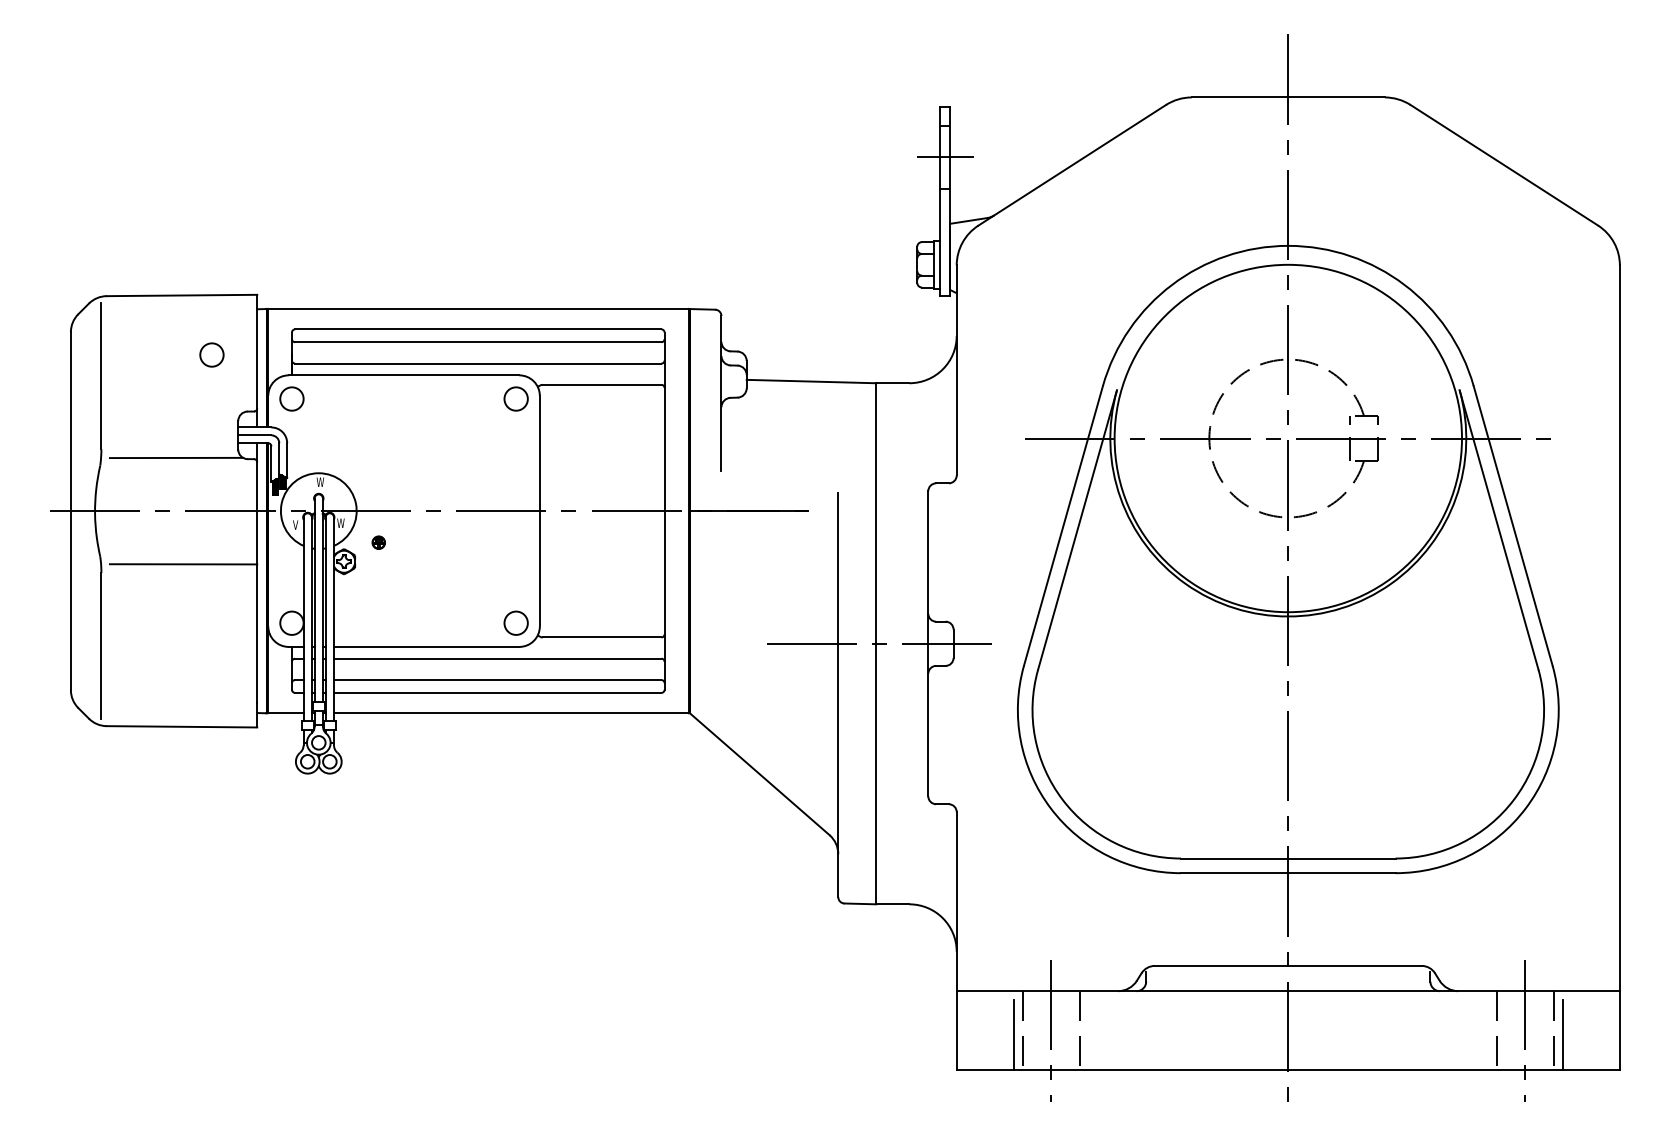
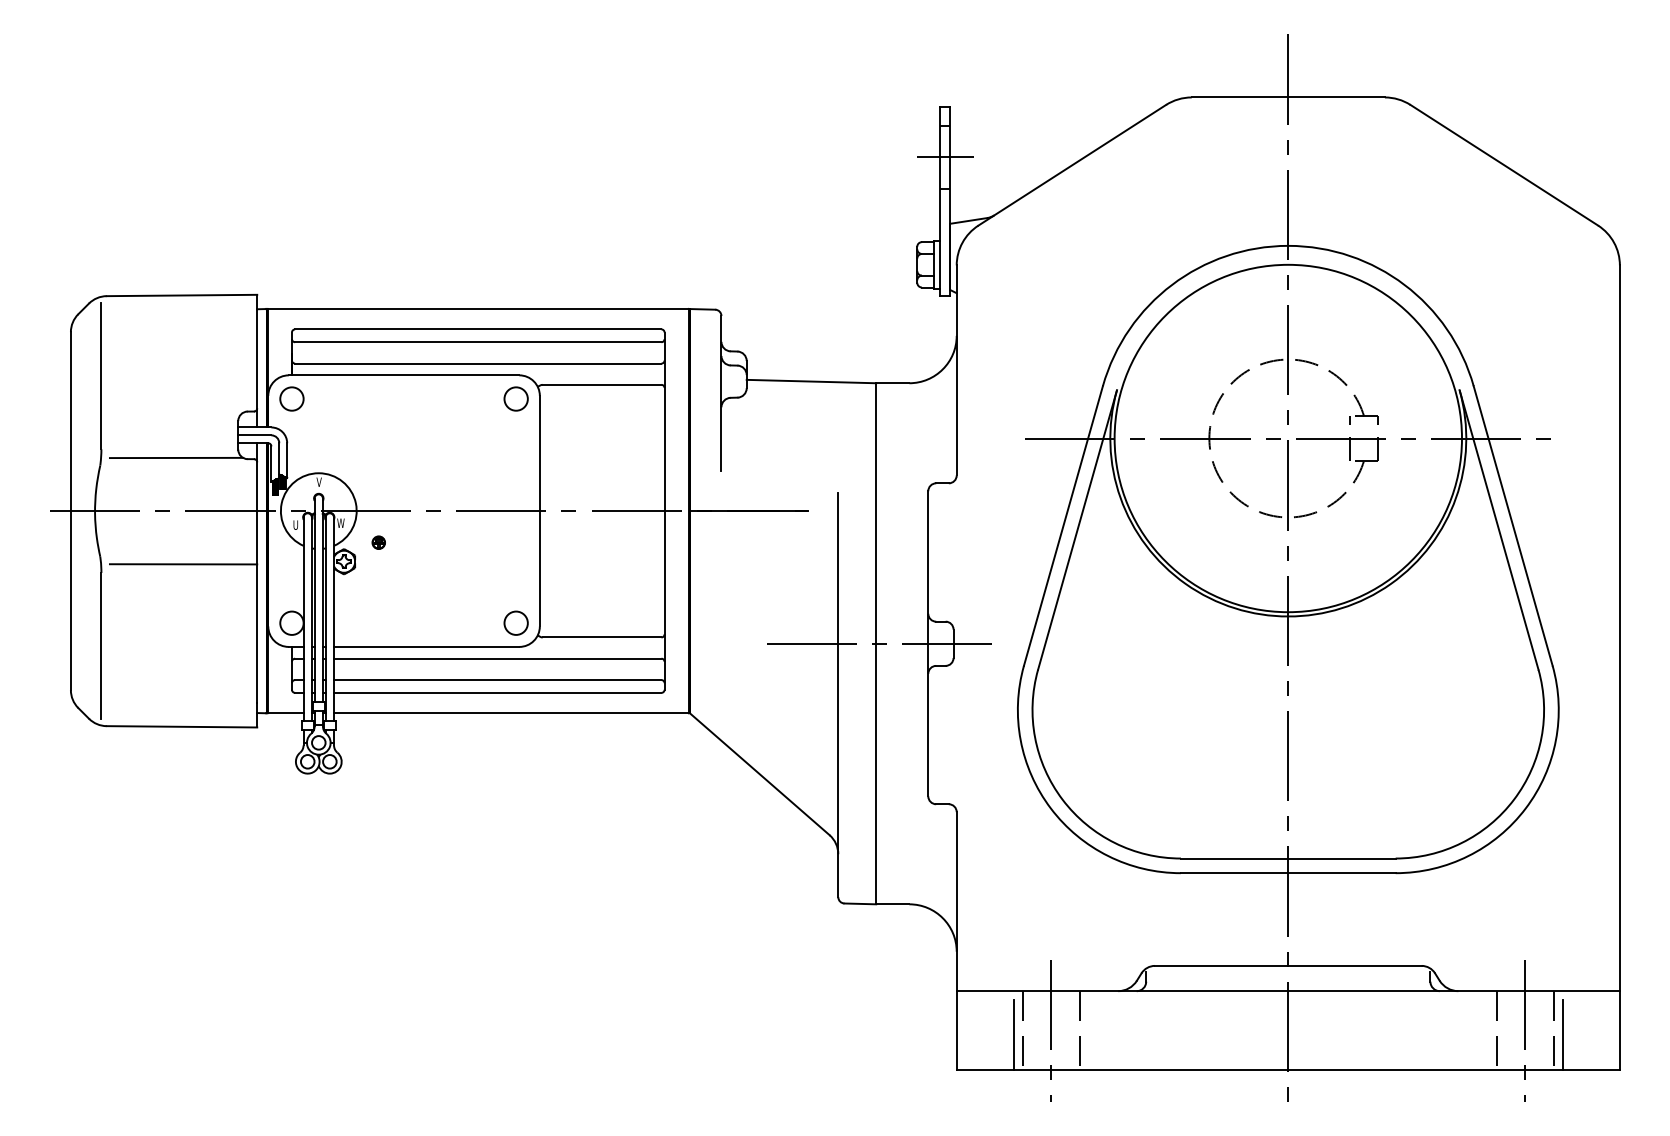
circle: present -> none (211, 354)
text: W -> V (319, 481)
text: V -> U (295, 524)
